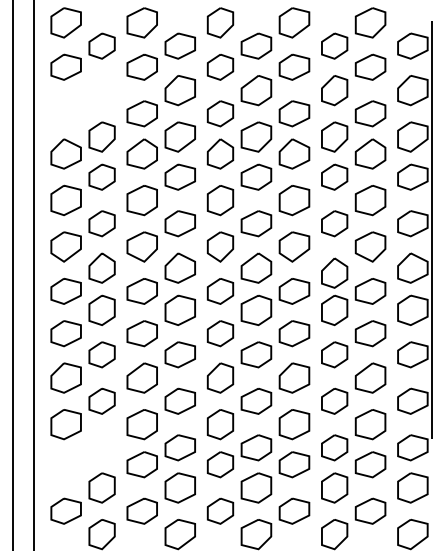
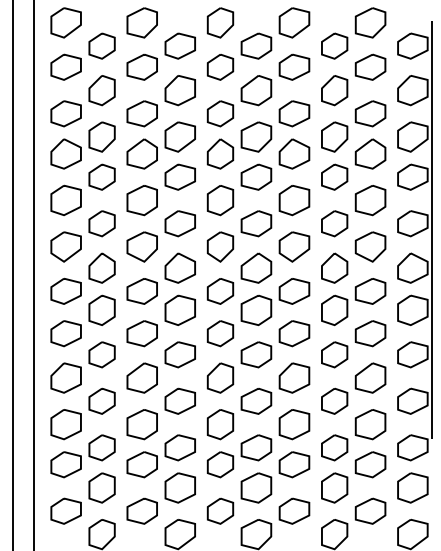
part: none -> present (82, 101)
part position: (334, 272) -> (334, 267) (334, 267)
part: none -> present (82, 456)
